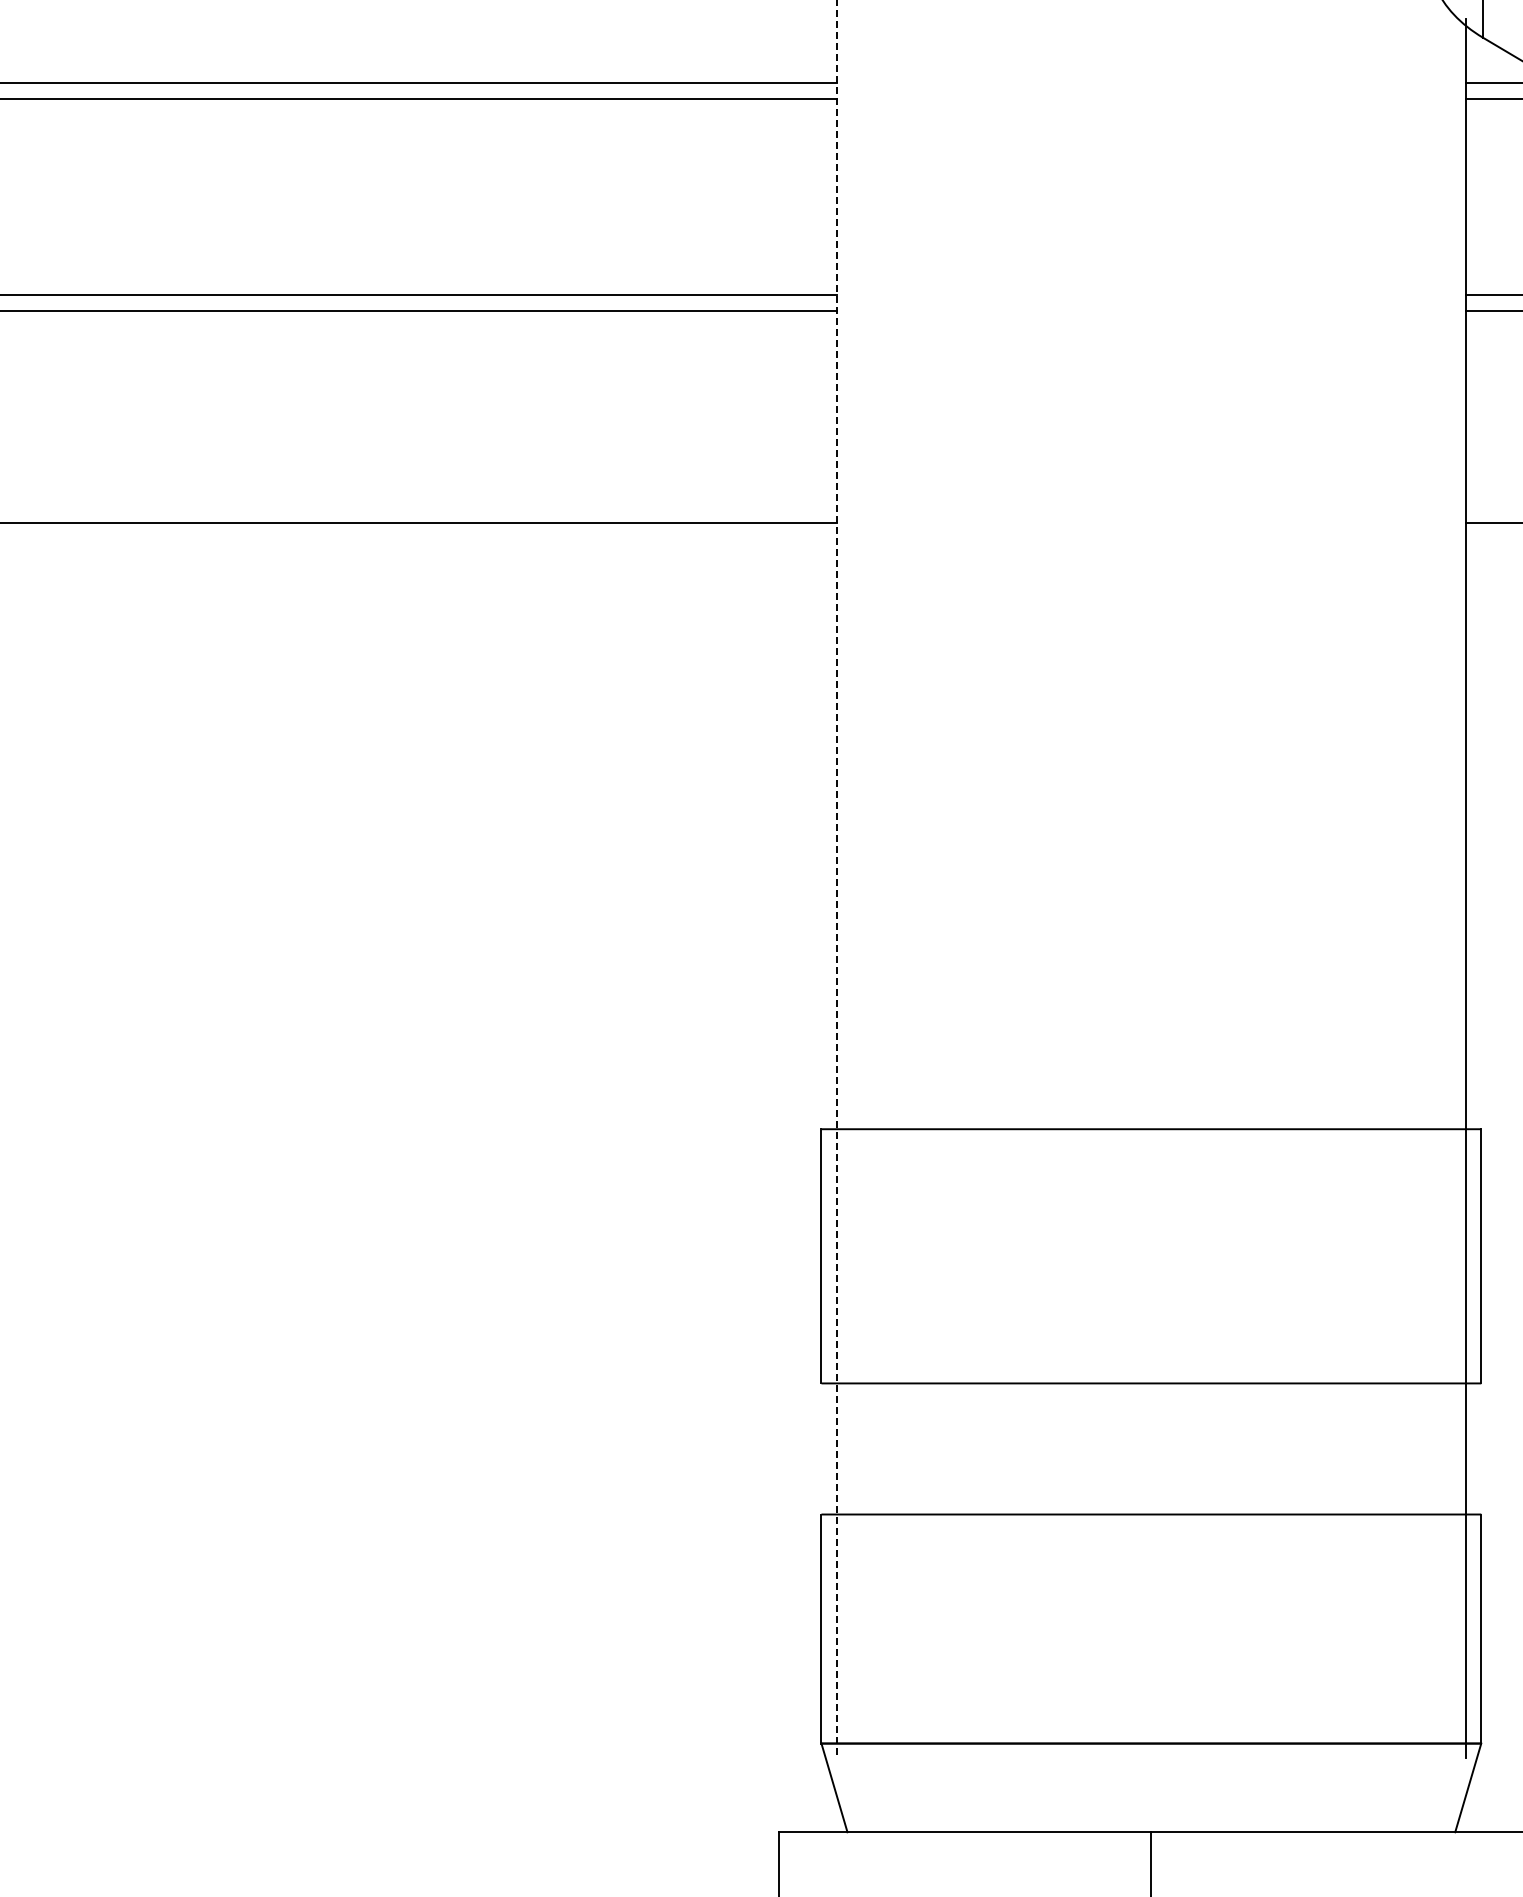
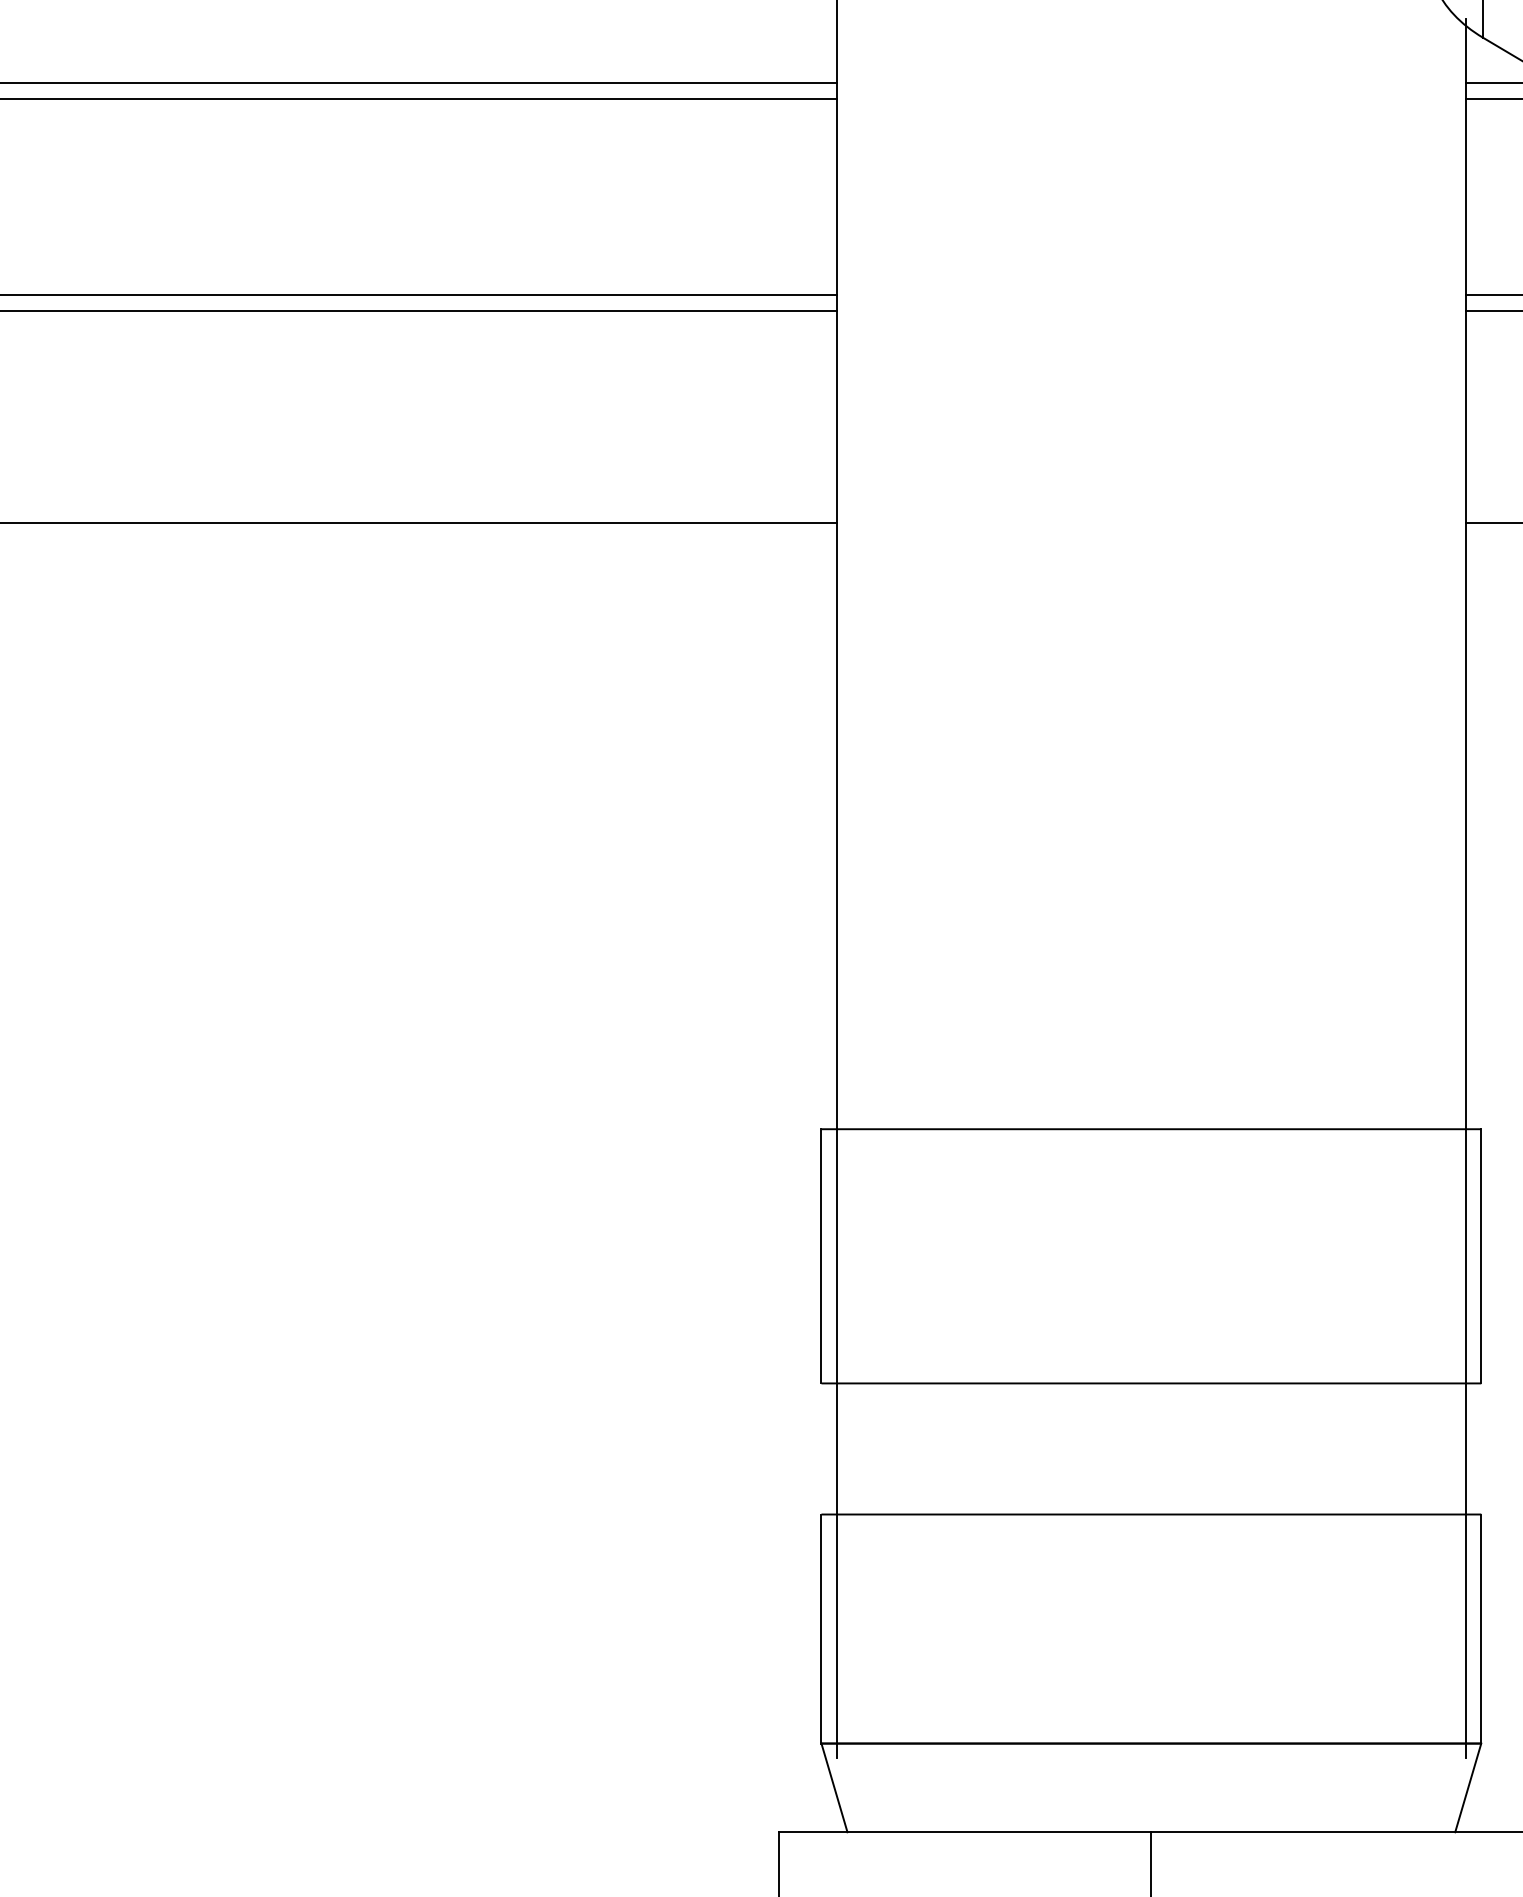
line: dashed -> solid (836, 879)
